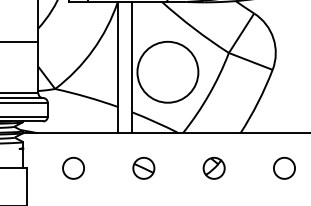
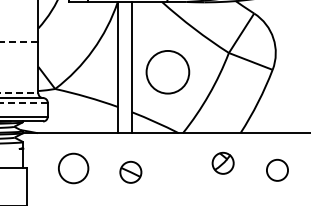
line: solid -> dashed (19, 41)
circle diameter: 61 px -> 43 px (167, 71)
line: solid -> dashed (19, 93)
line: solid -> dashed (23, 102)
circle size: 23x24 px -> 32x33 px (73, 168)
part position: (143, 167) -> (130, 171) (130, 171)
part position: (213, 167) -> (222, 162) (222, 162)
circle position: (284, 167) -> (277, 169) (277, 169)
